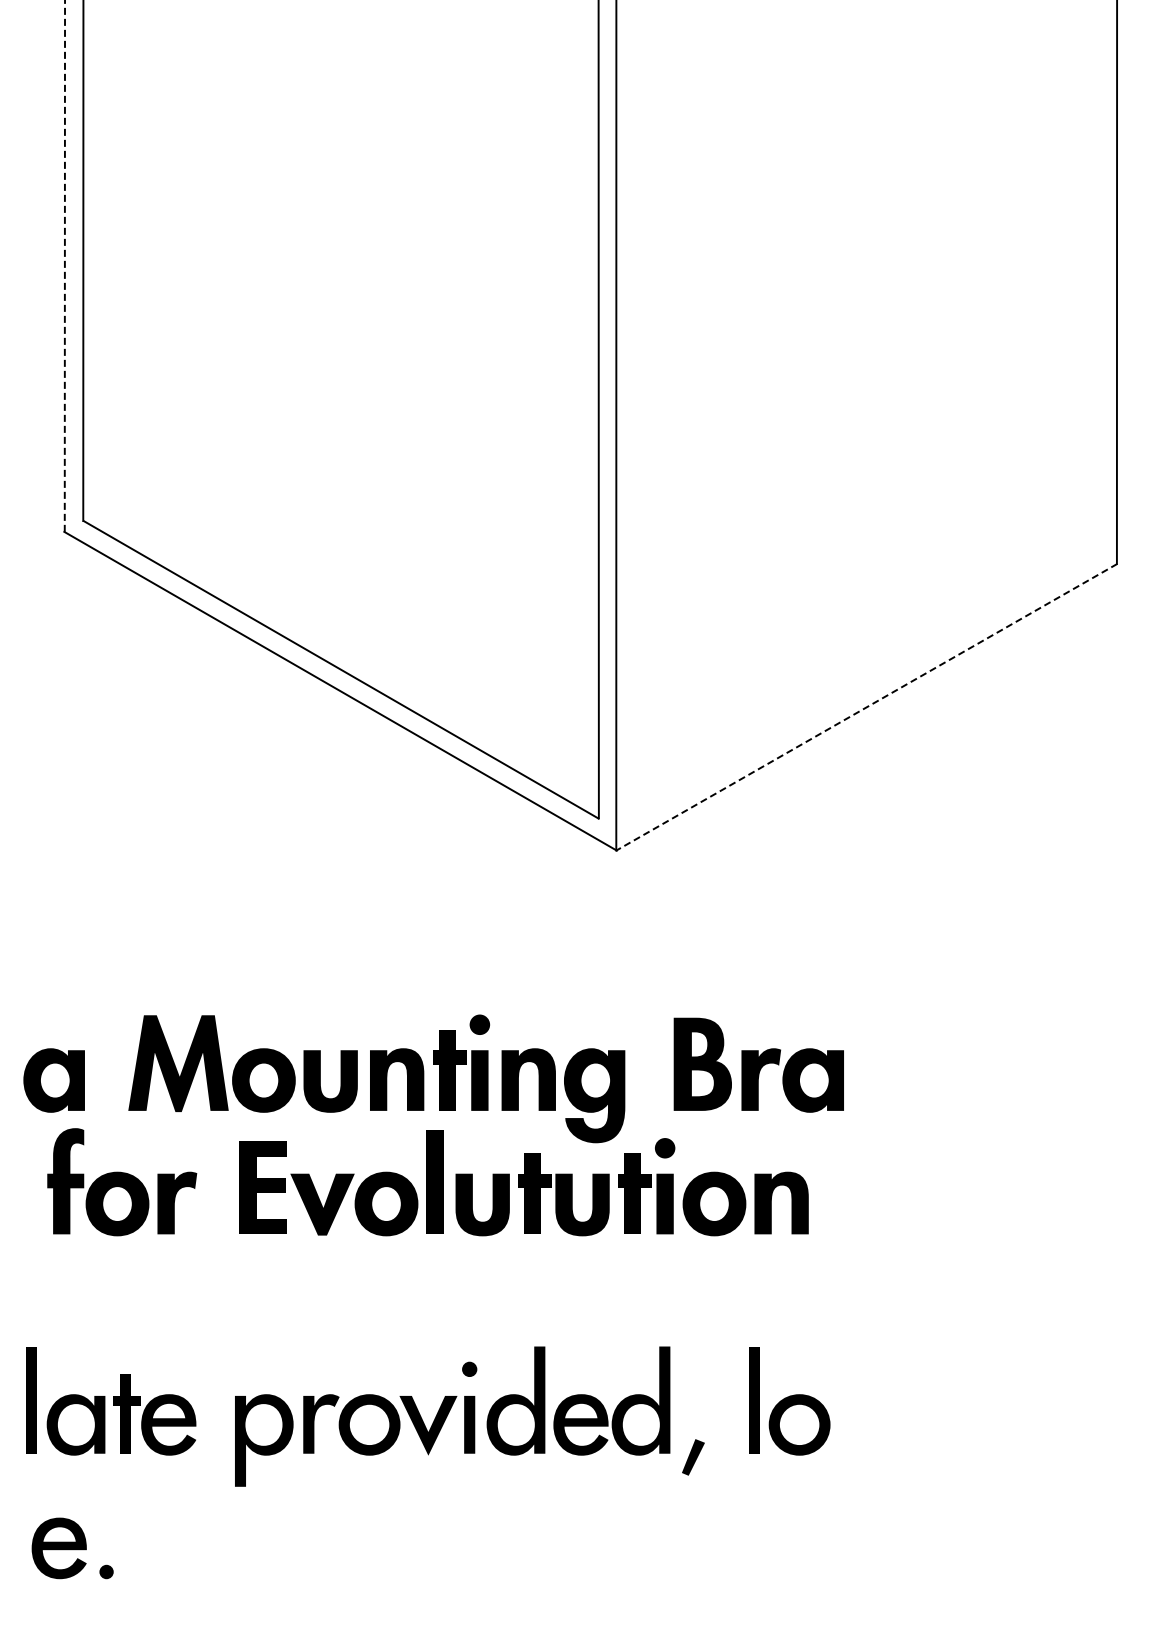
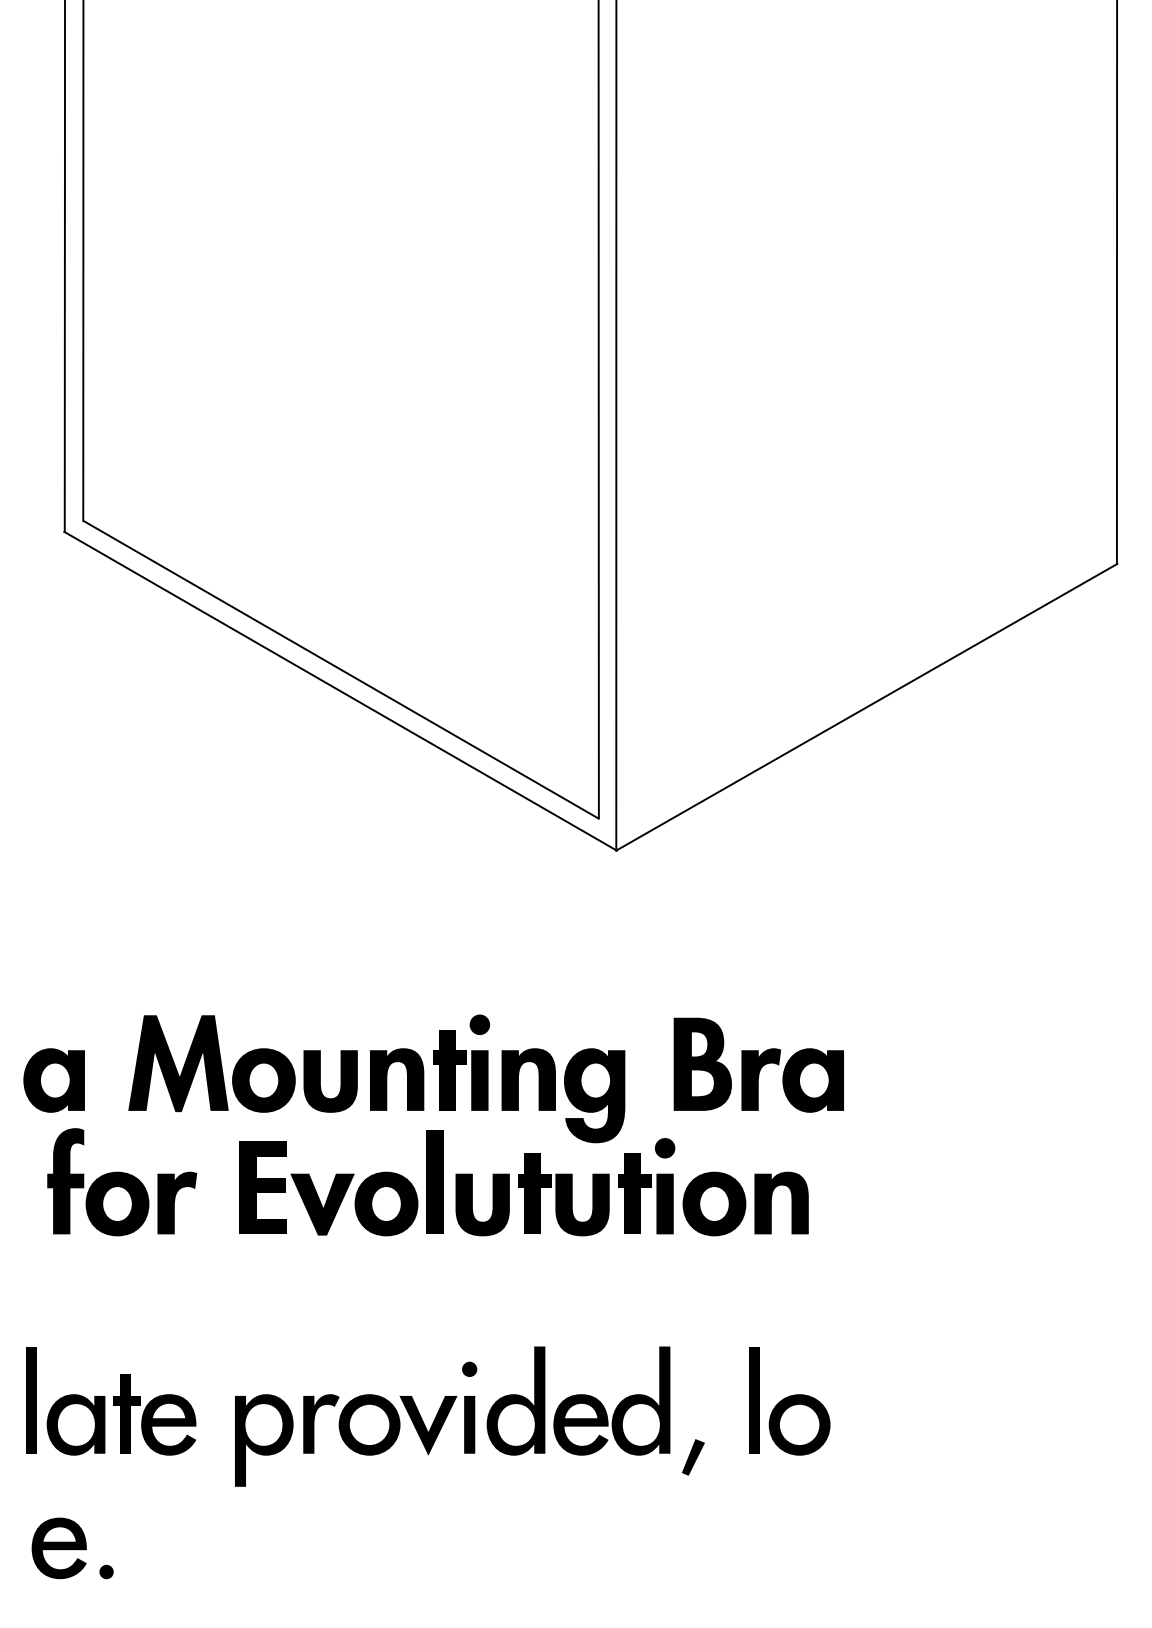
line: dashed -> solid (64, 266)
line: dashed -> solid (866, 707)
